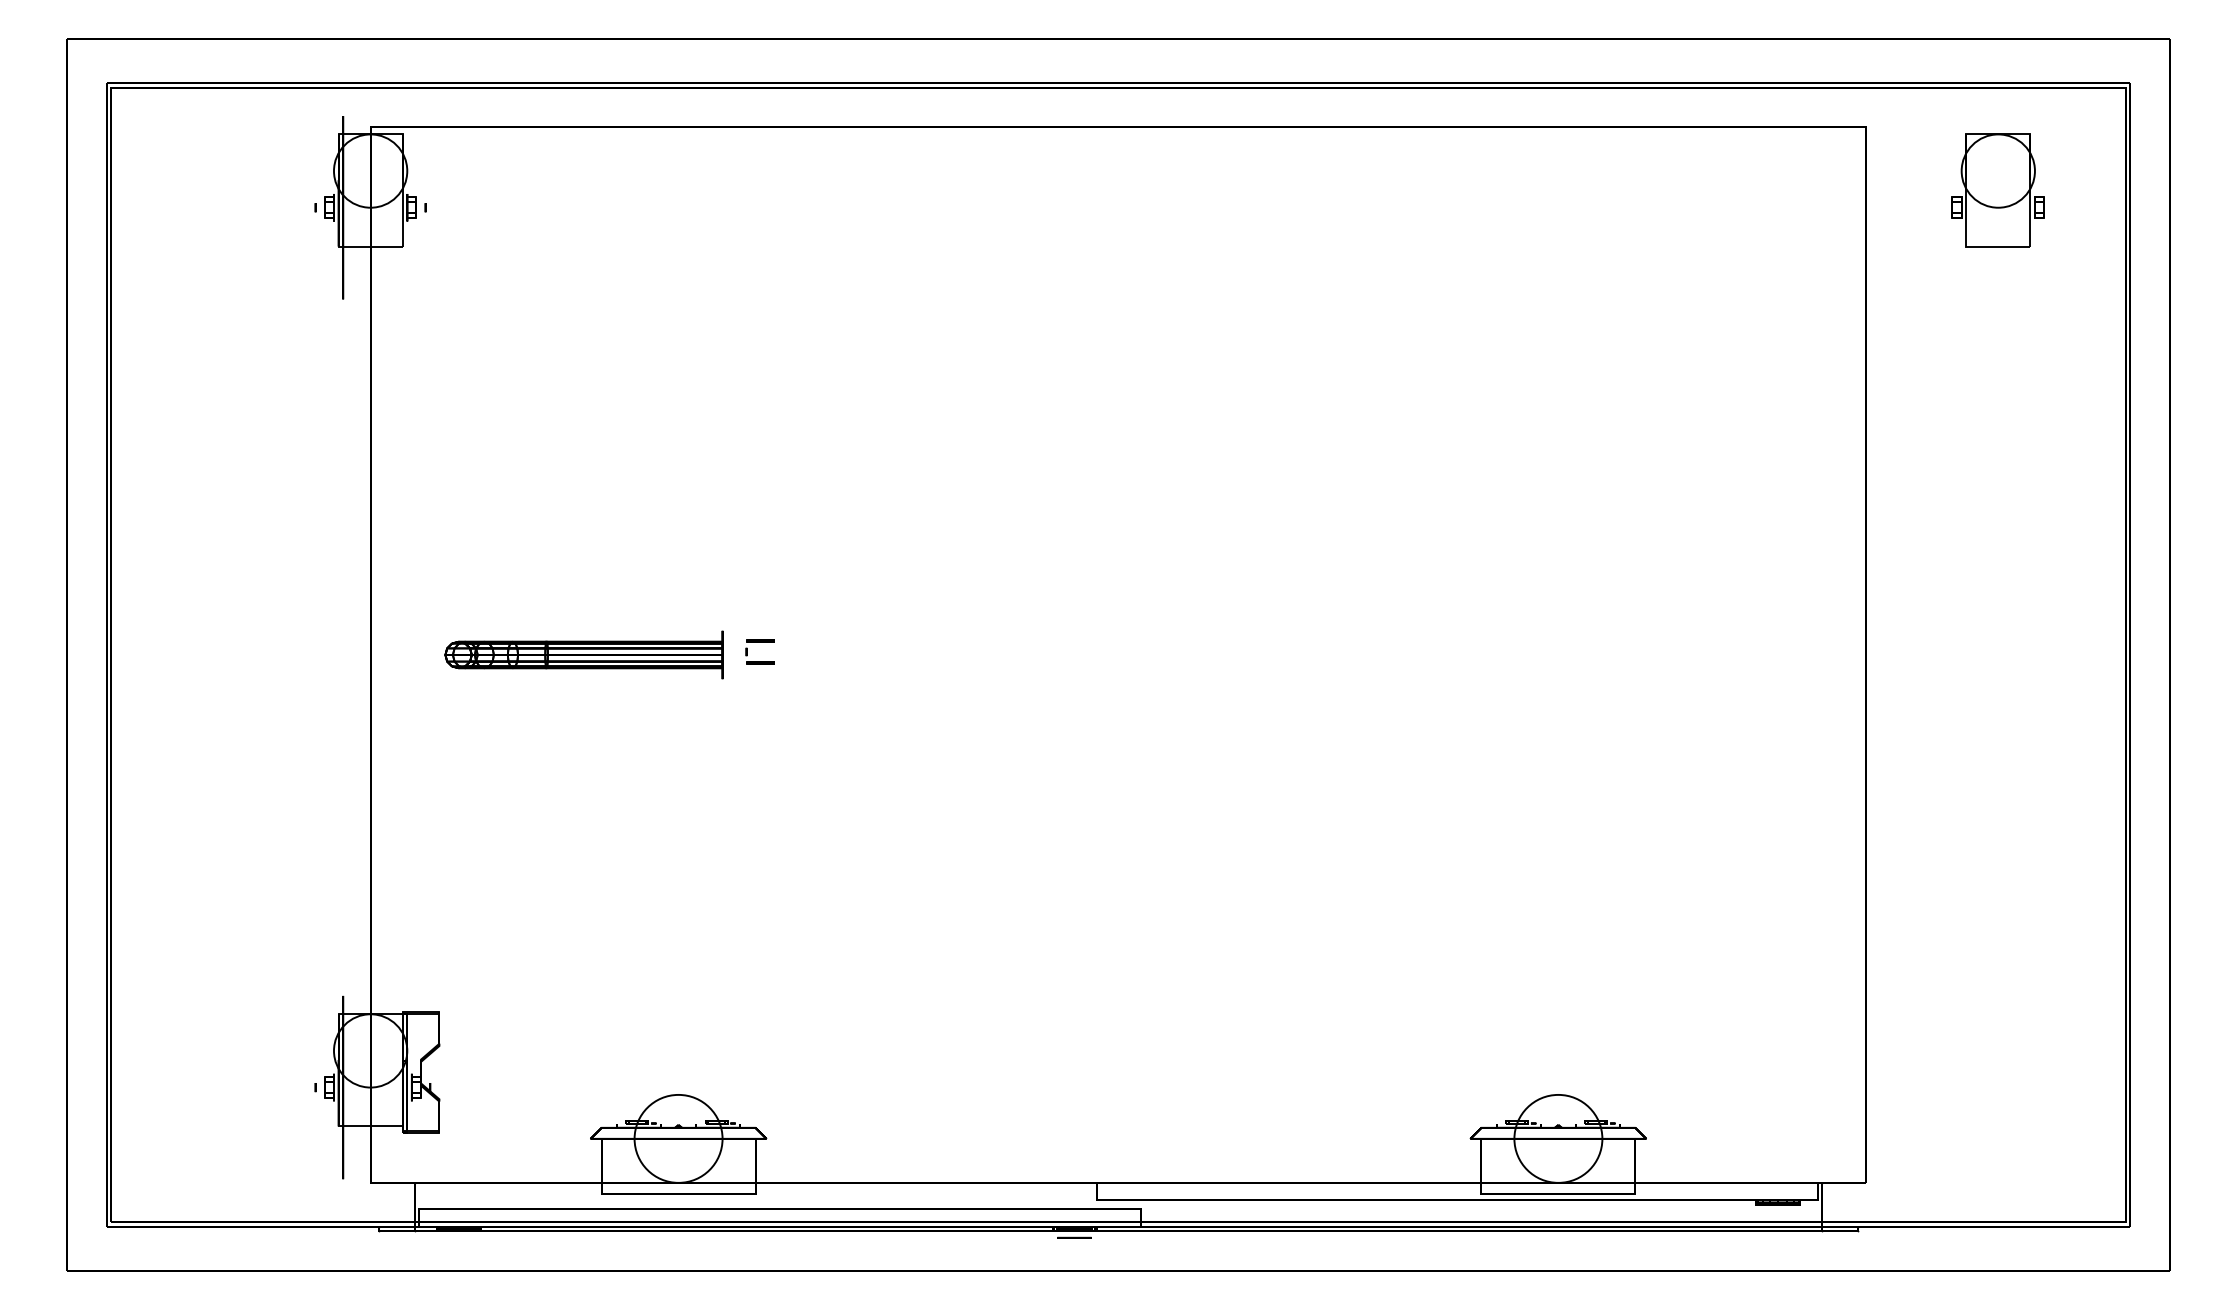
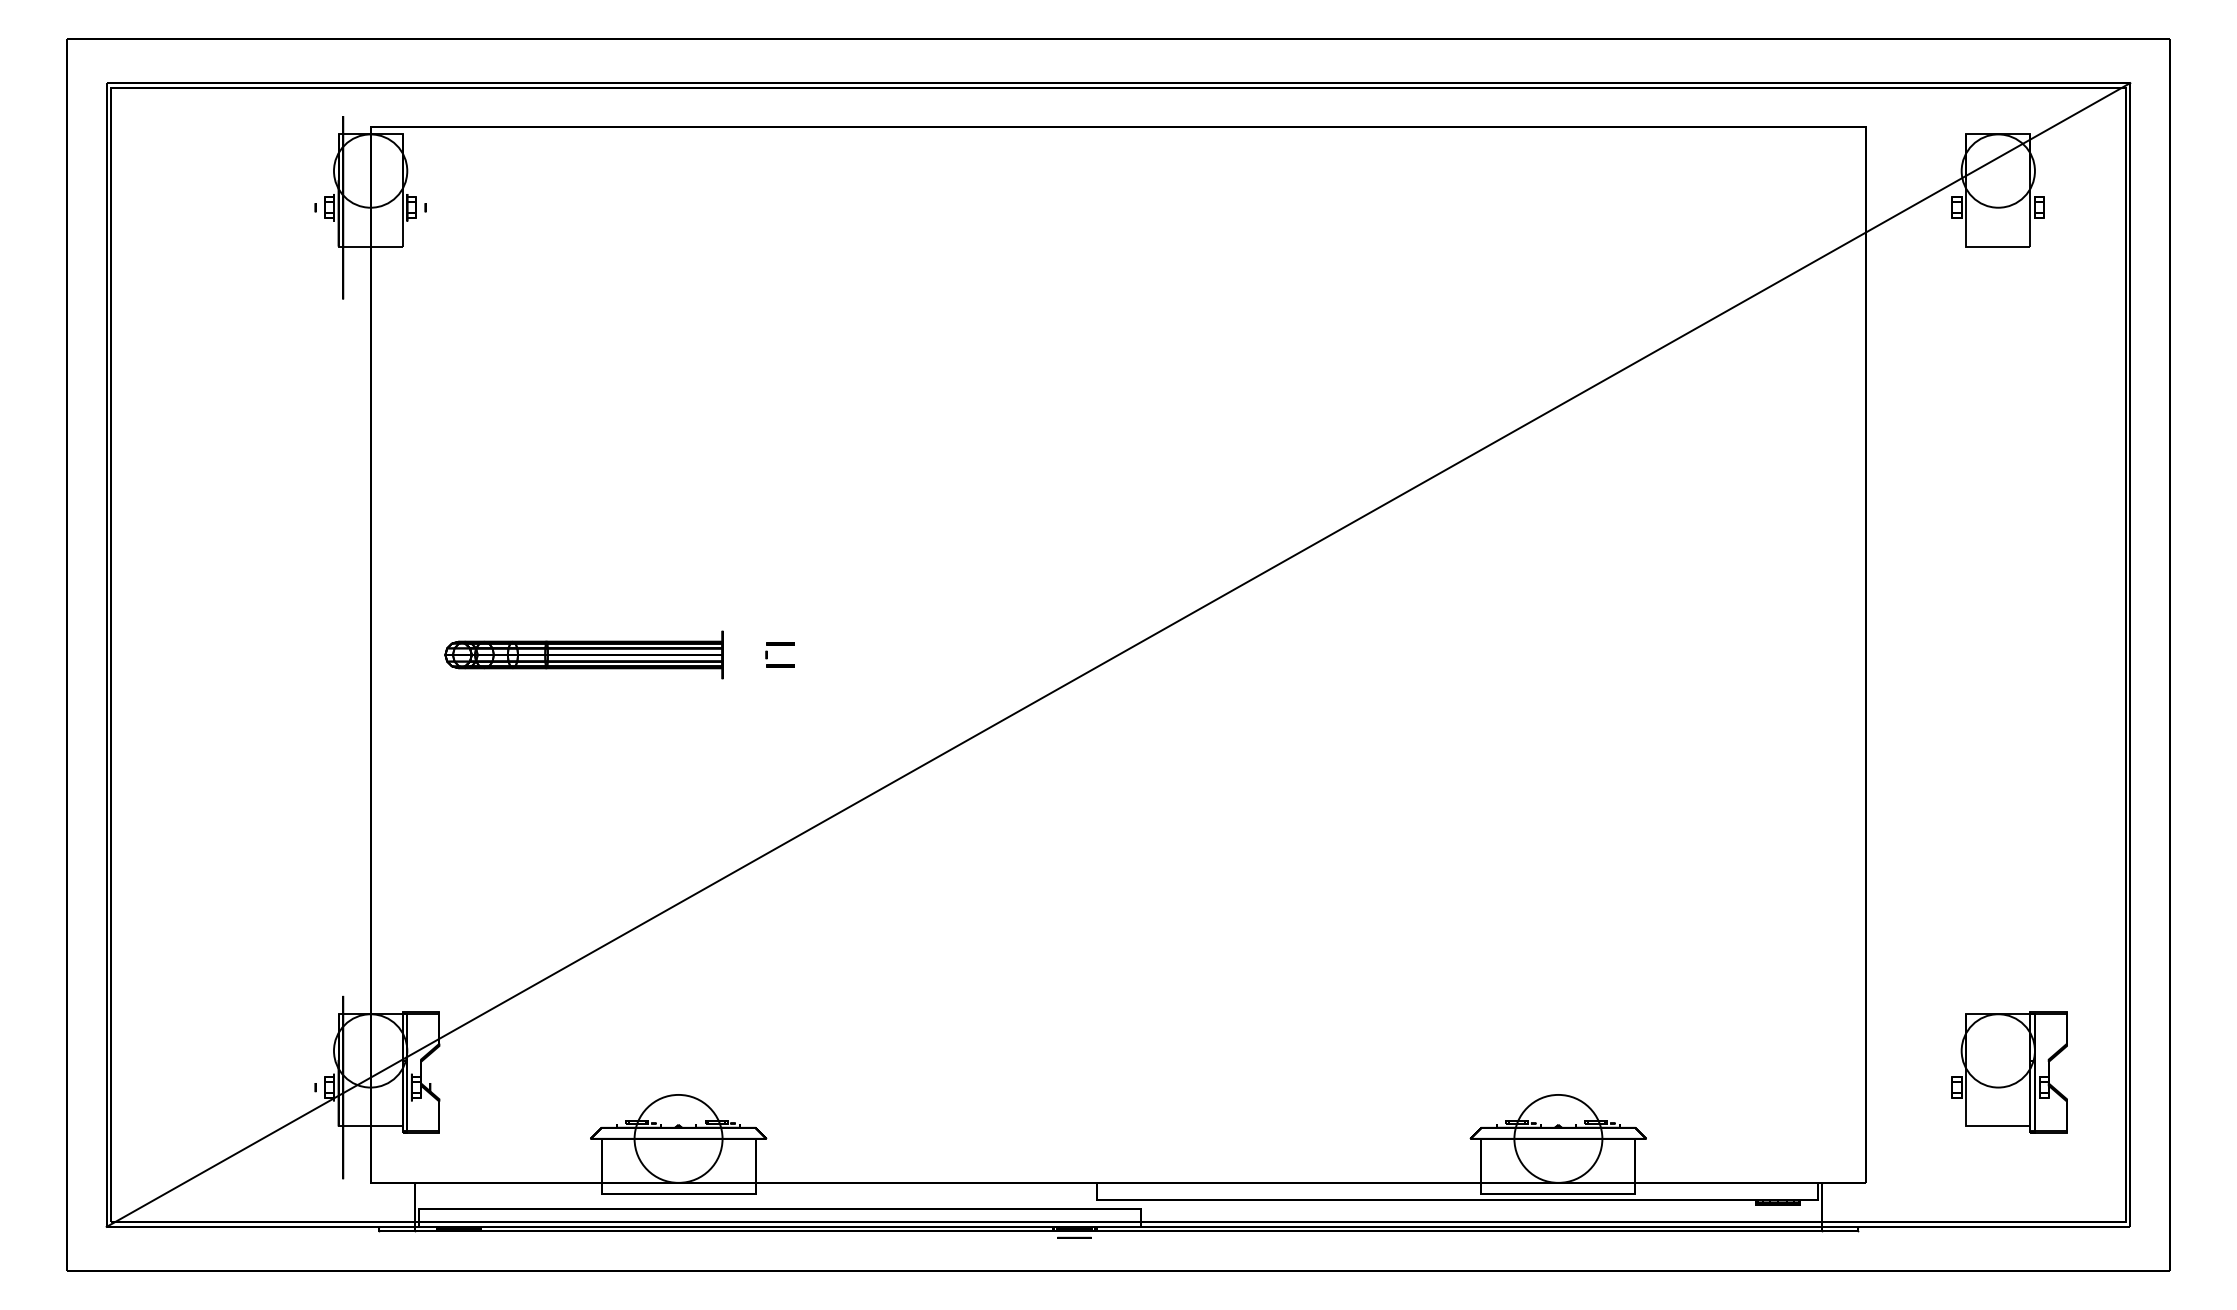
part position: (759, 642) -> (779, 645) (779, 645)
line: none -> present (1118, 654)
part: none -> present (2009, 1072)
